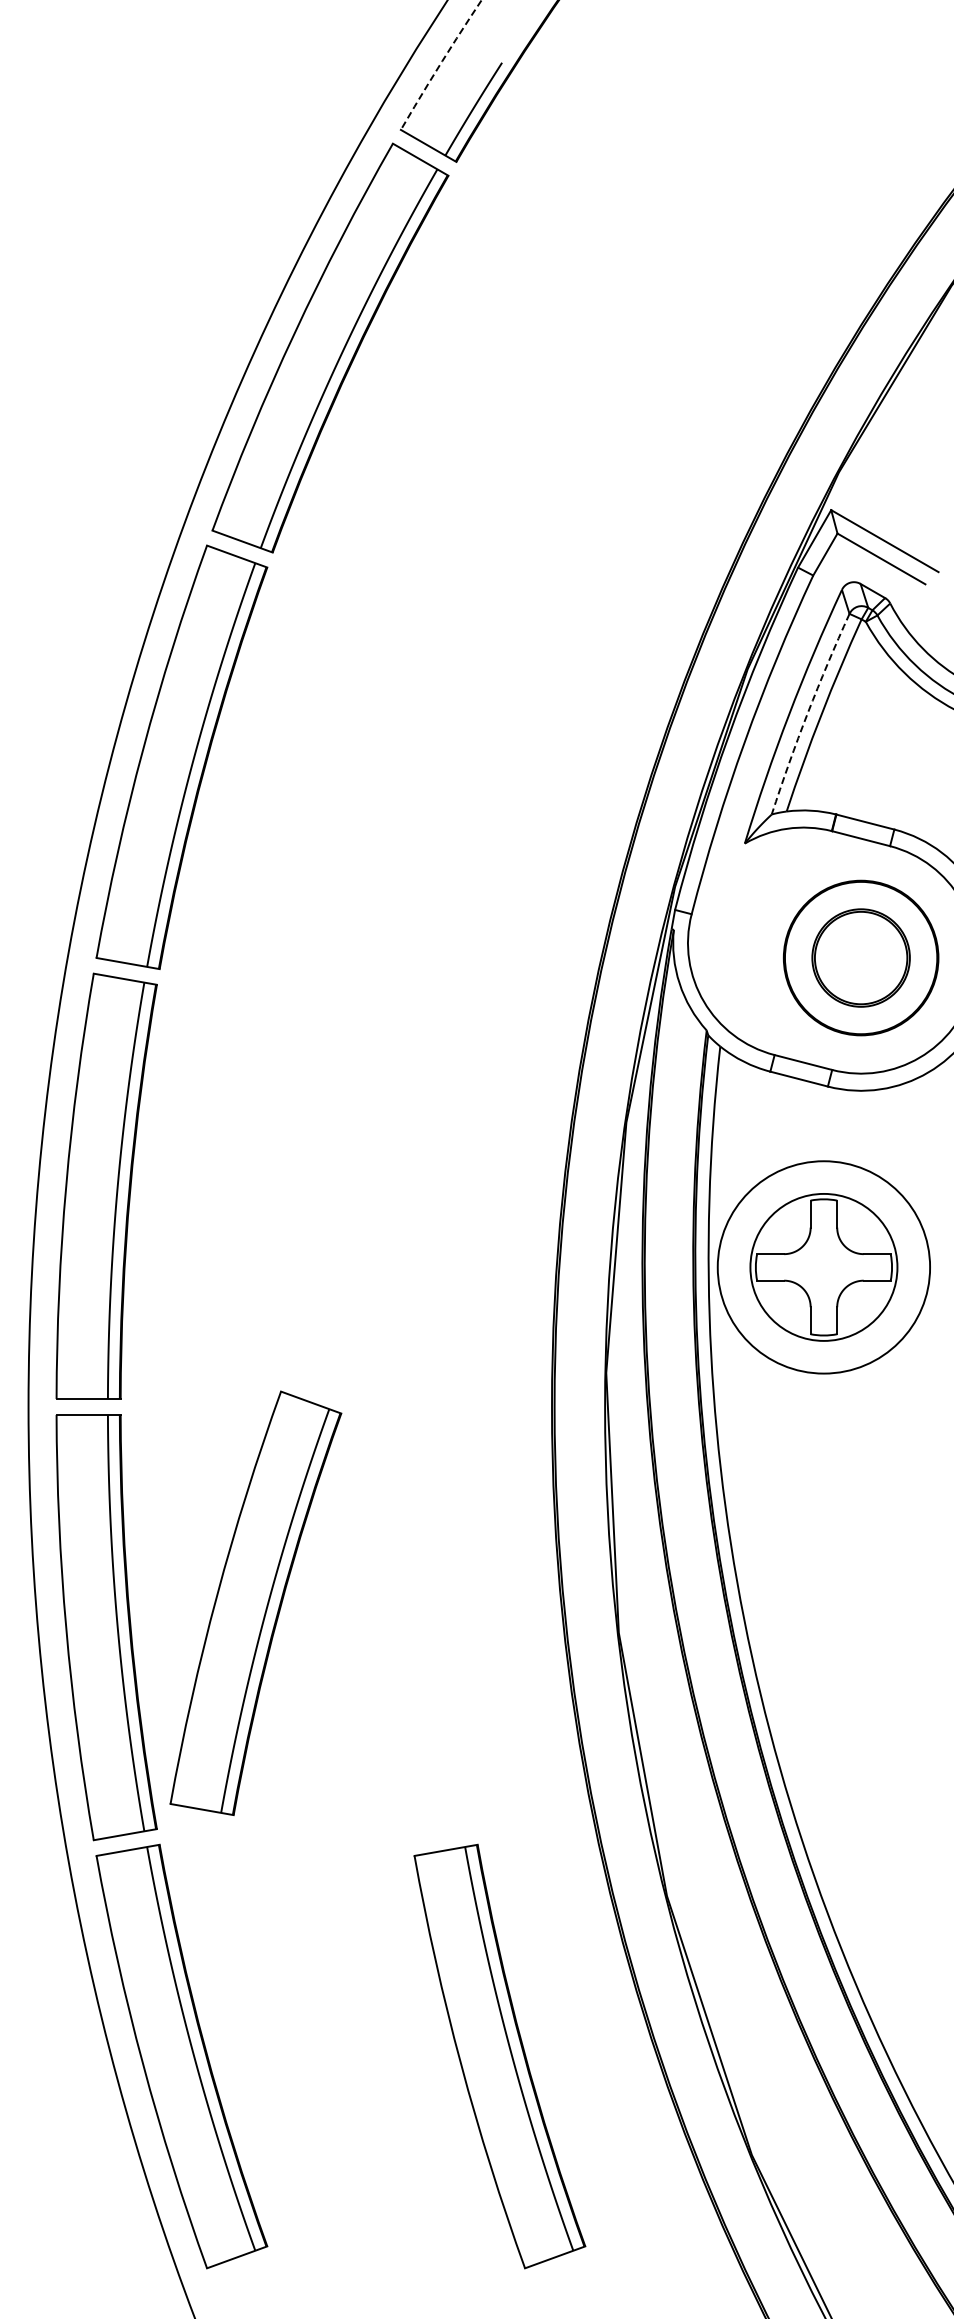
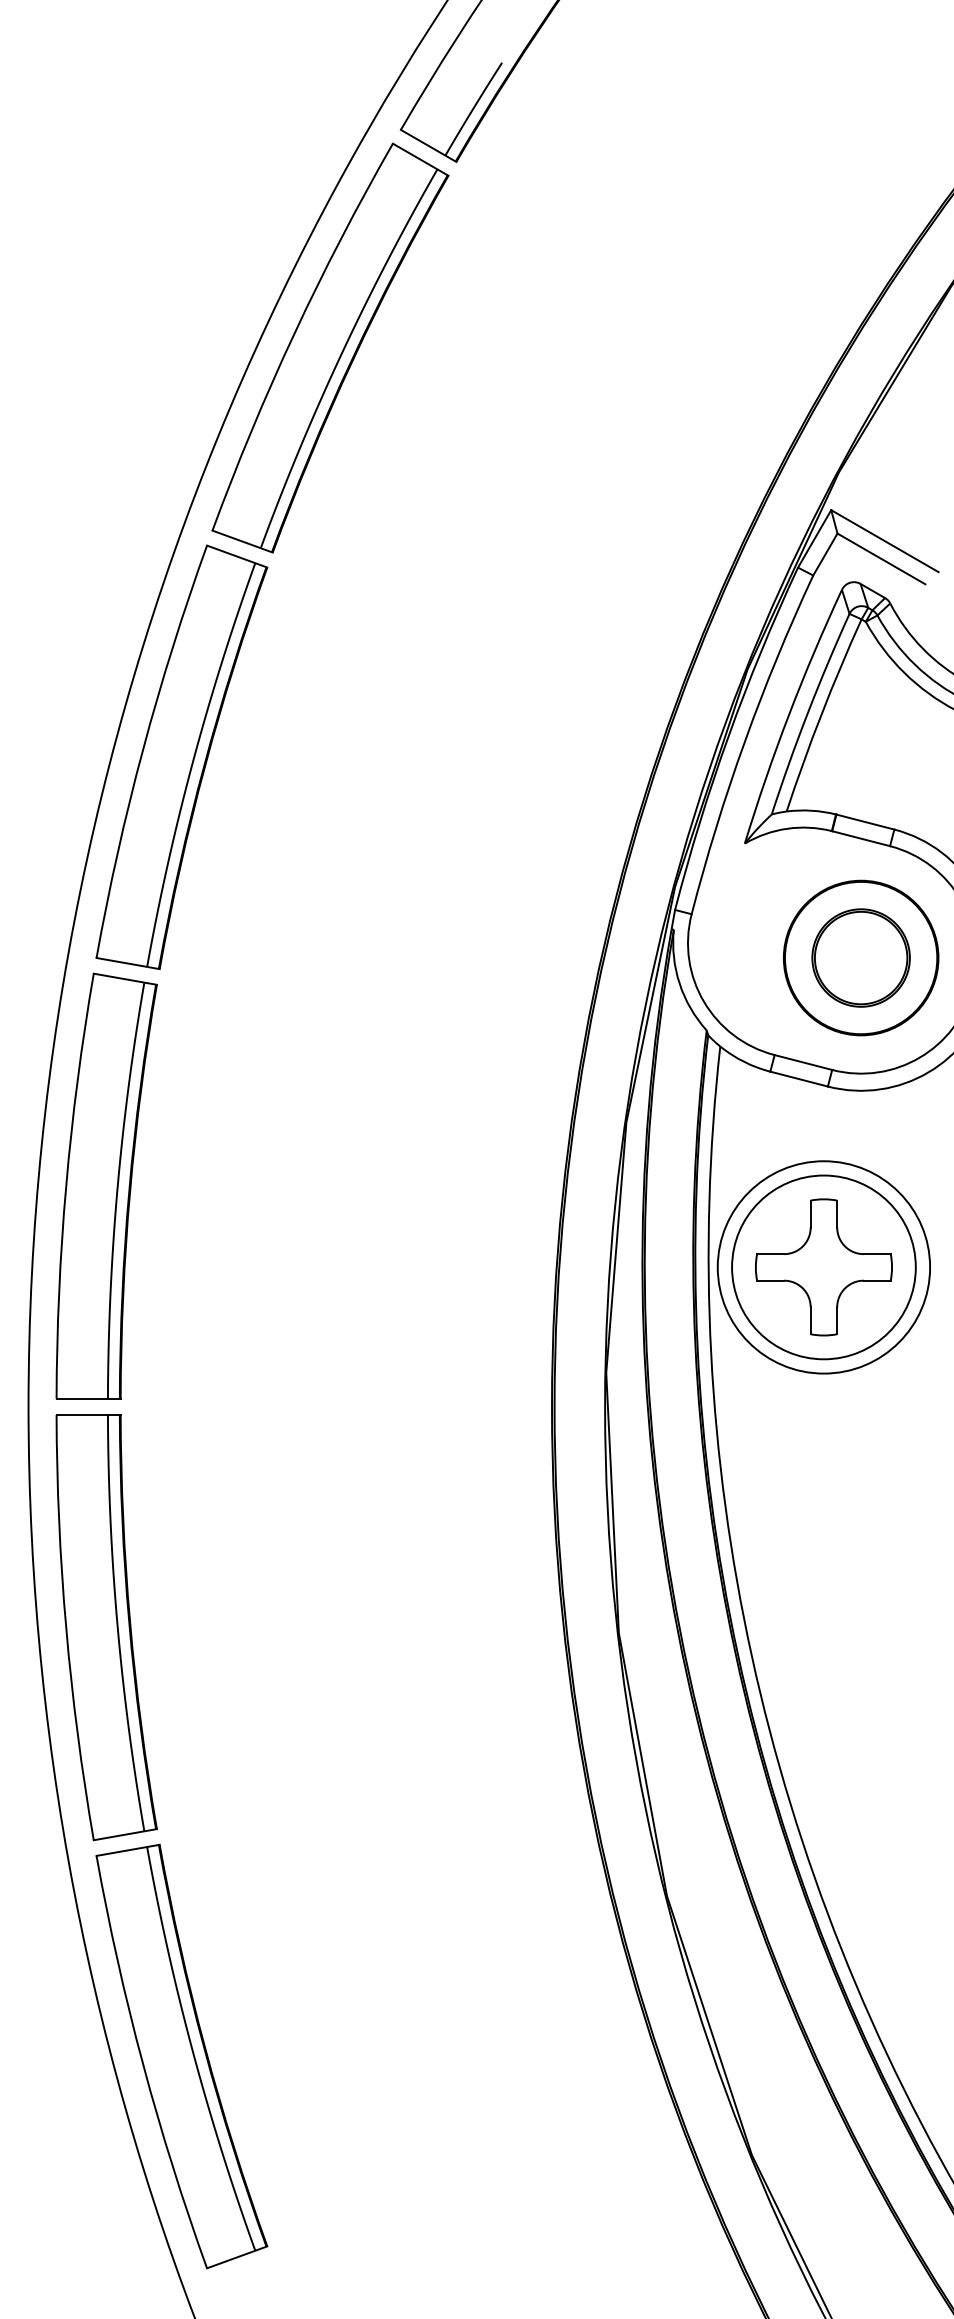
arc: dashed -> solid (440, 64)
arc: dashed -> solid (807, 713)
circle diameter: 147 px -> 184 px (823, 1267)
part: present -> none (255, 1602)
part: present -> none (499, 2056)
